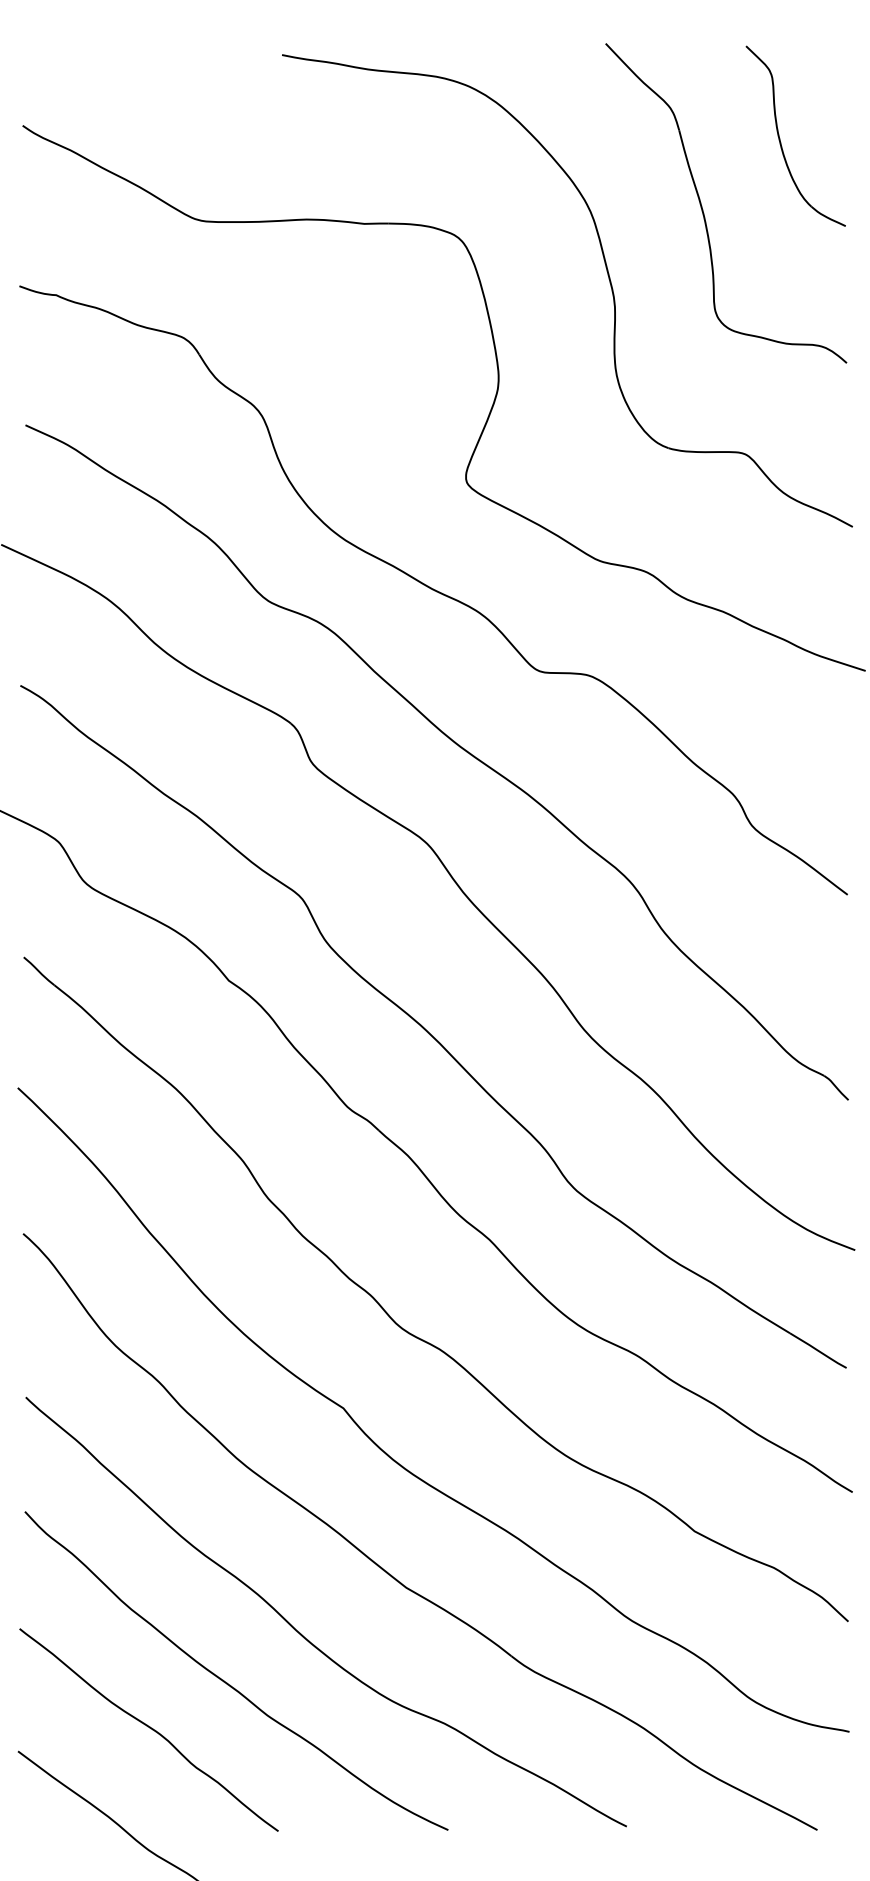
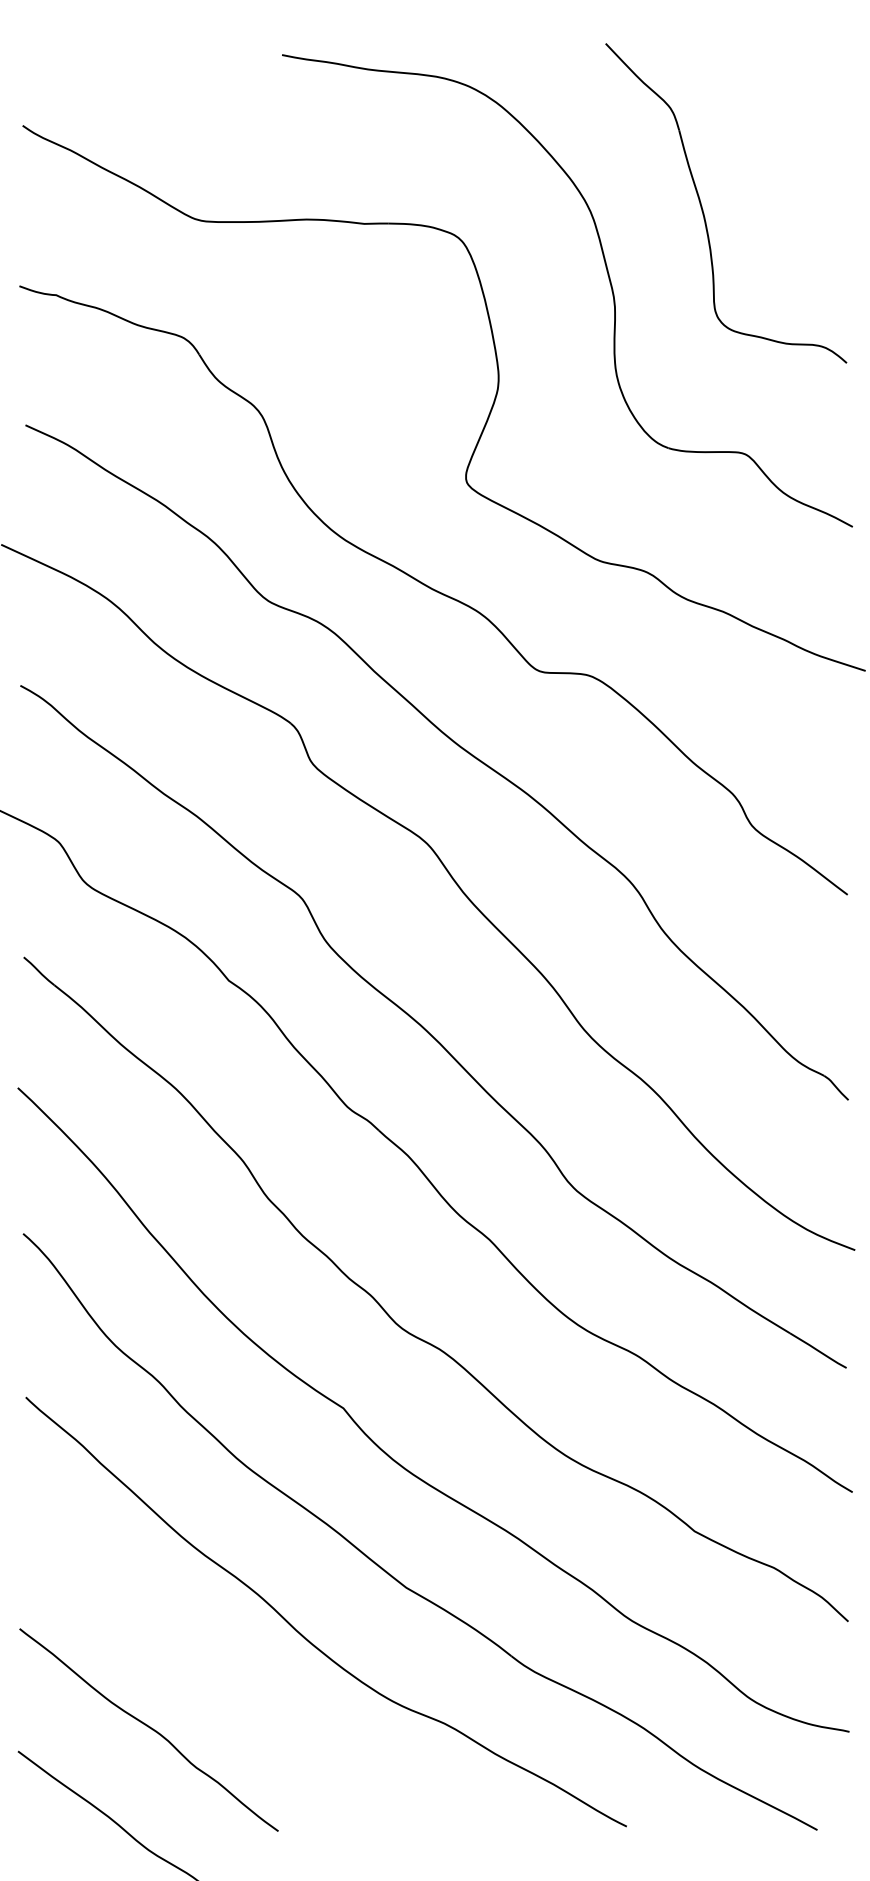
part: present -> none (780, 138)
curve: present -> none (227, 1682)
